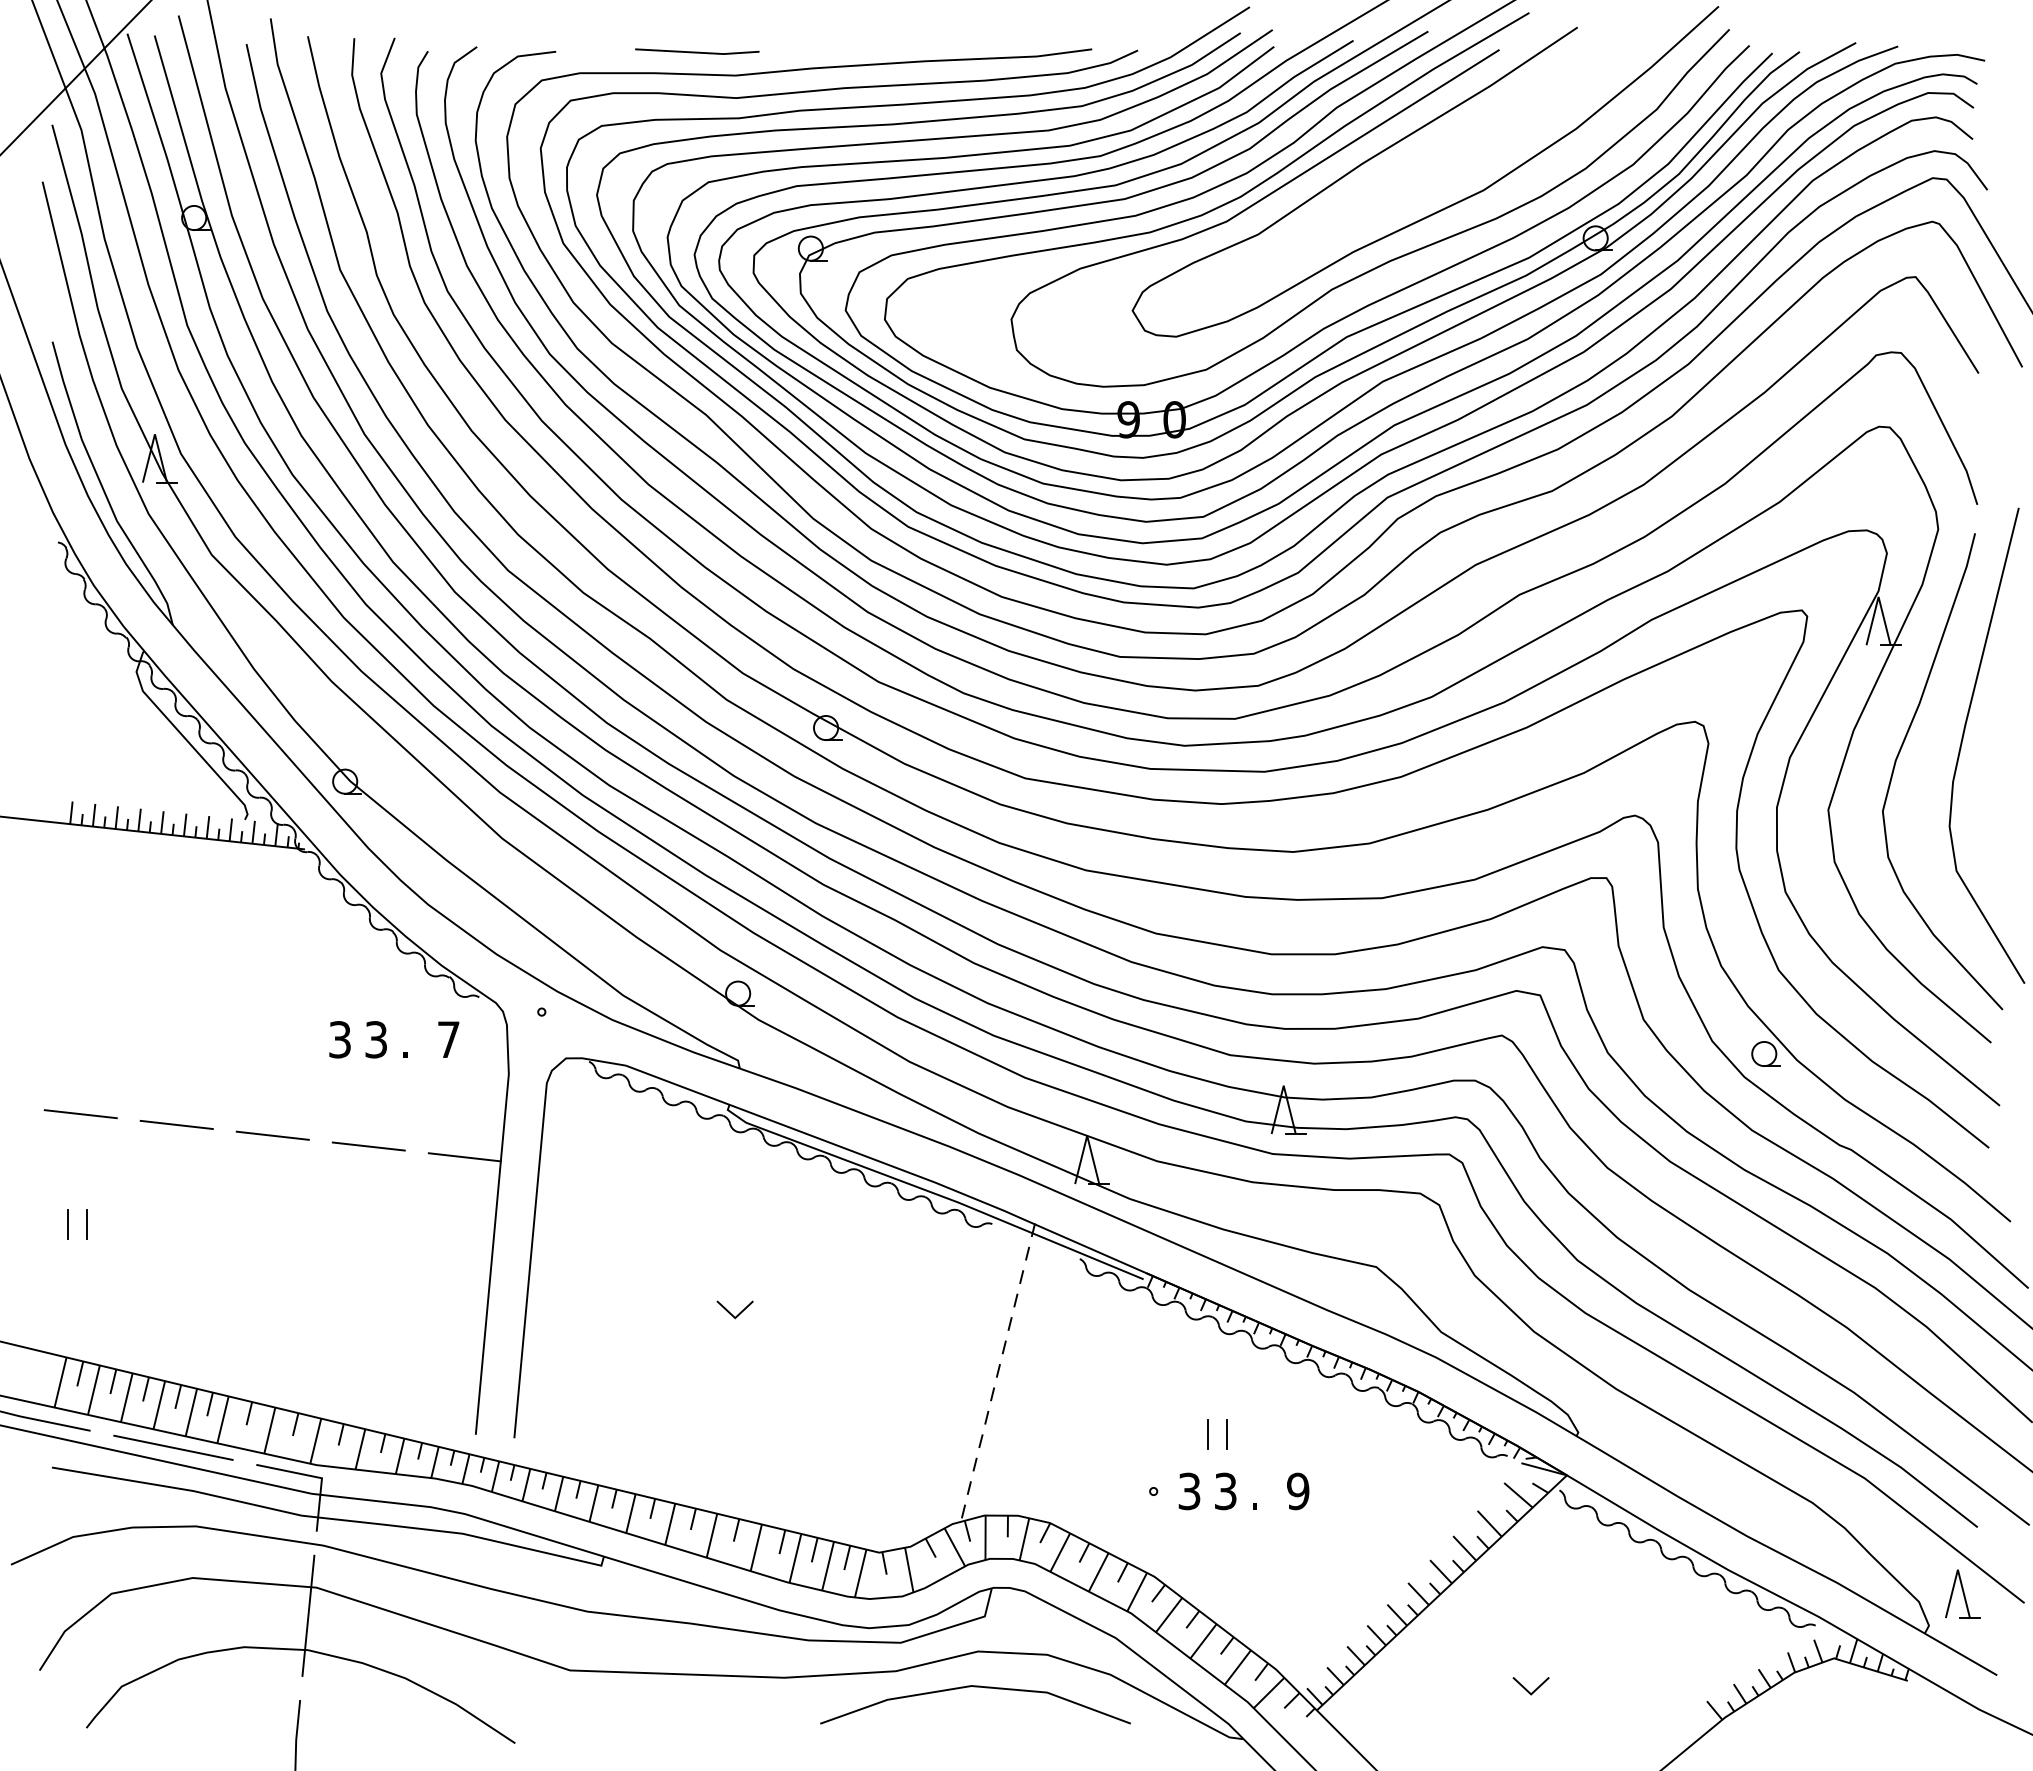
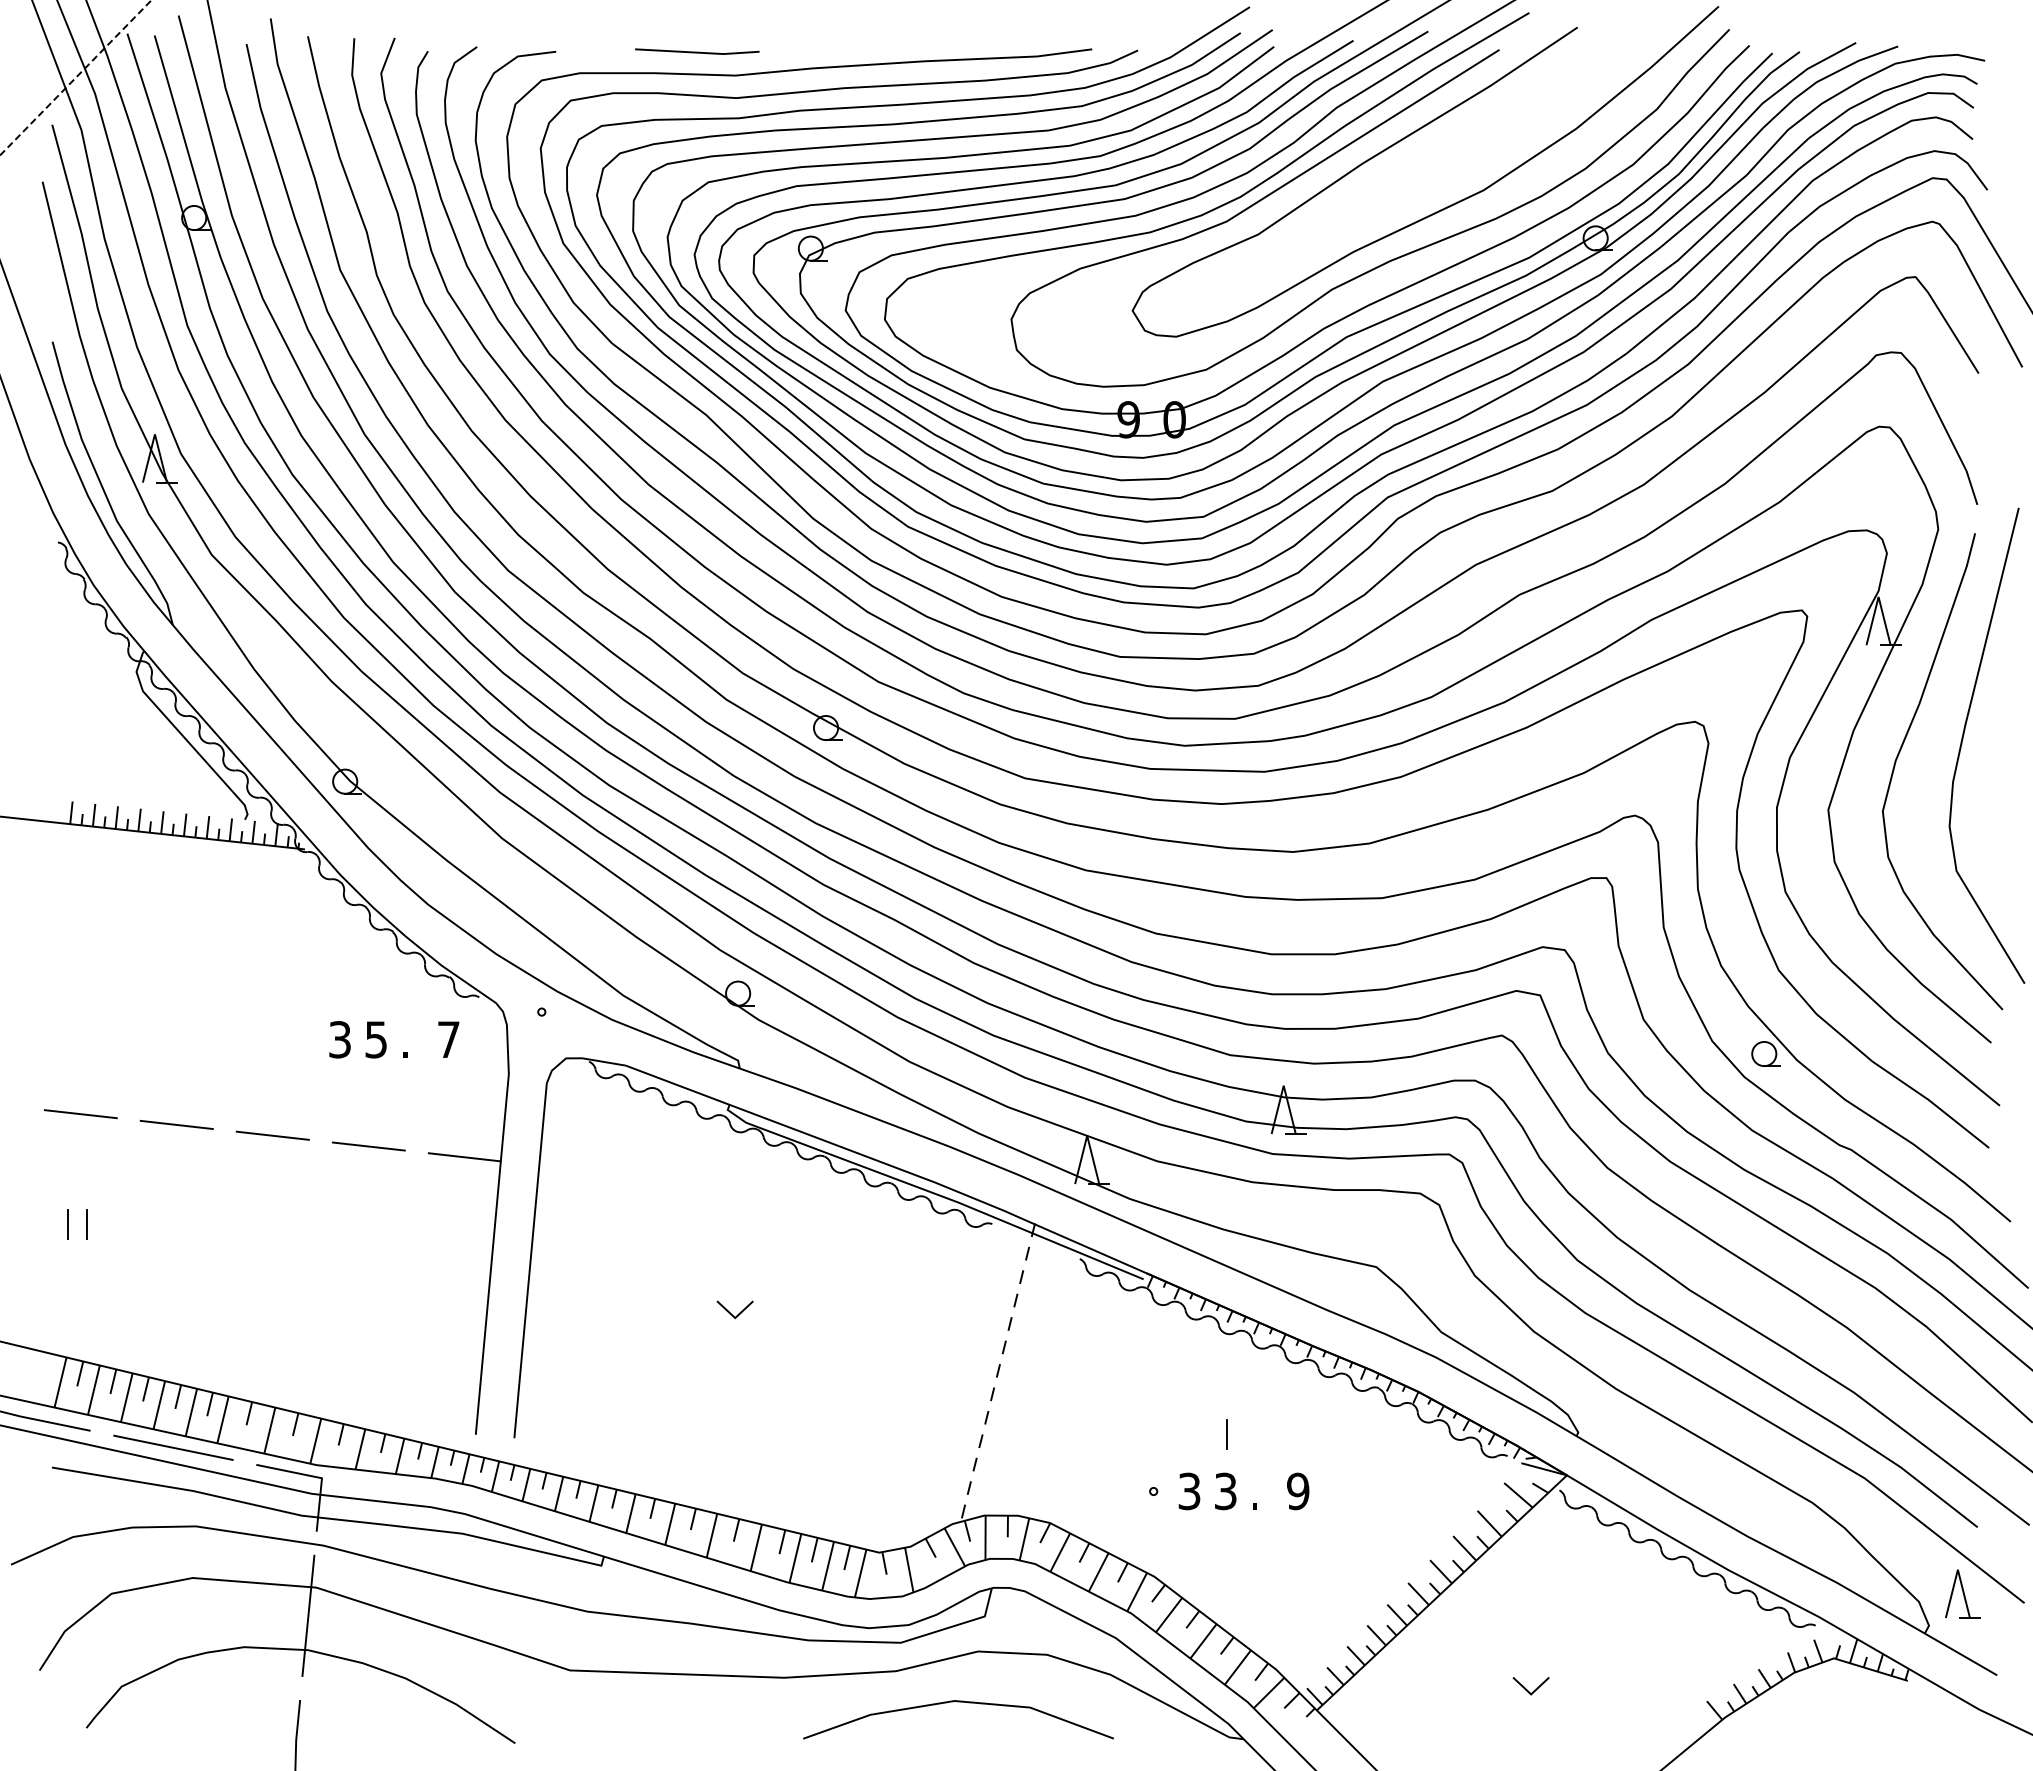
line: solid -> dashed (75, 78)
text: 3 -> 5 (376, 1039)
line: present -> none (1207, 1434)
line position: (975, 1687) -> (958, 1702) (958, 1702)
